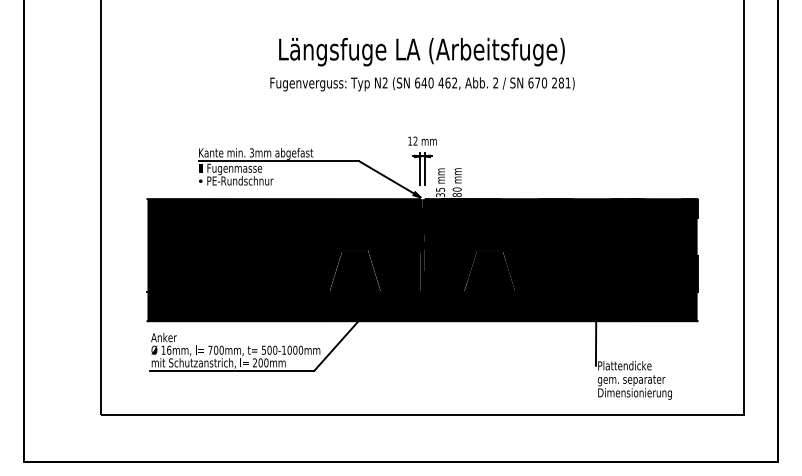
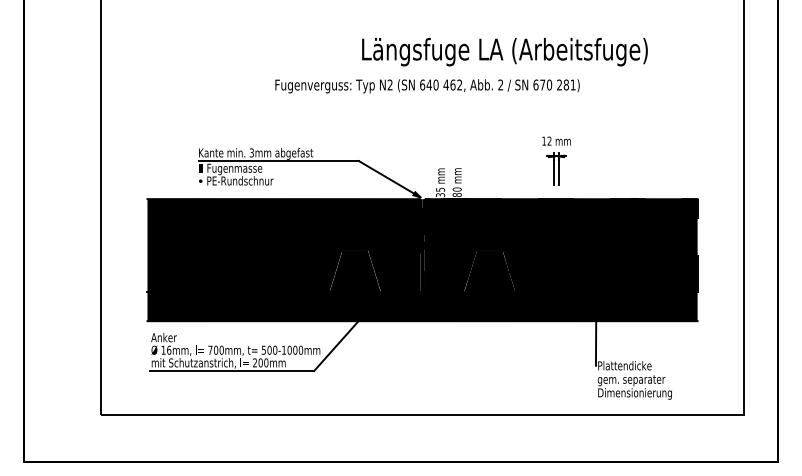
text position: (421, 52) -> (504, 52) (504, 52)
text position: (422, 84) -> (427, 86) (427, 86)
part position: (422, 160) -> (556, 160) (556, 160)
